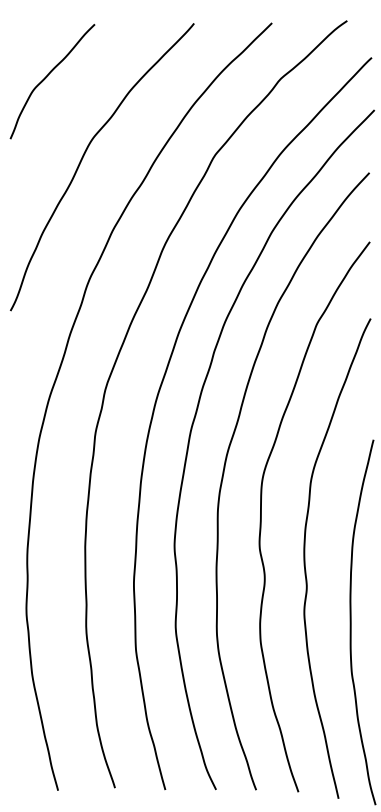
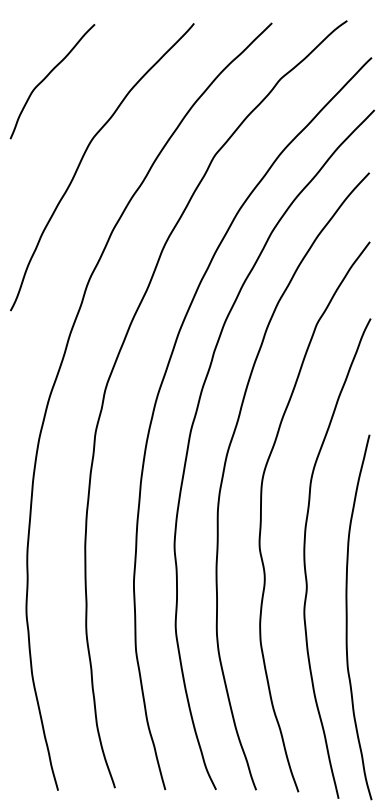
curve position: (351, 622) -> (347, 617) (347, 617)
